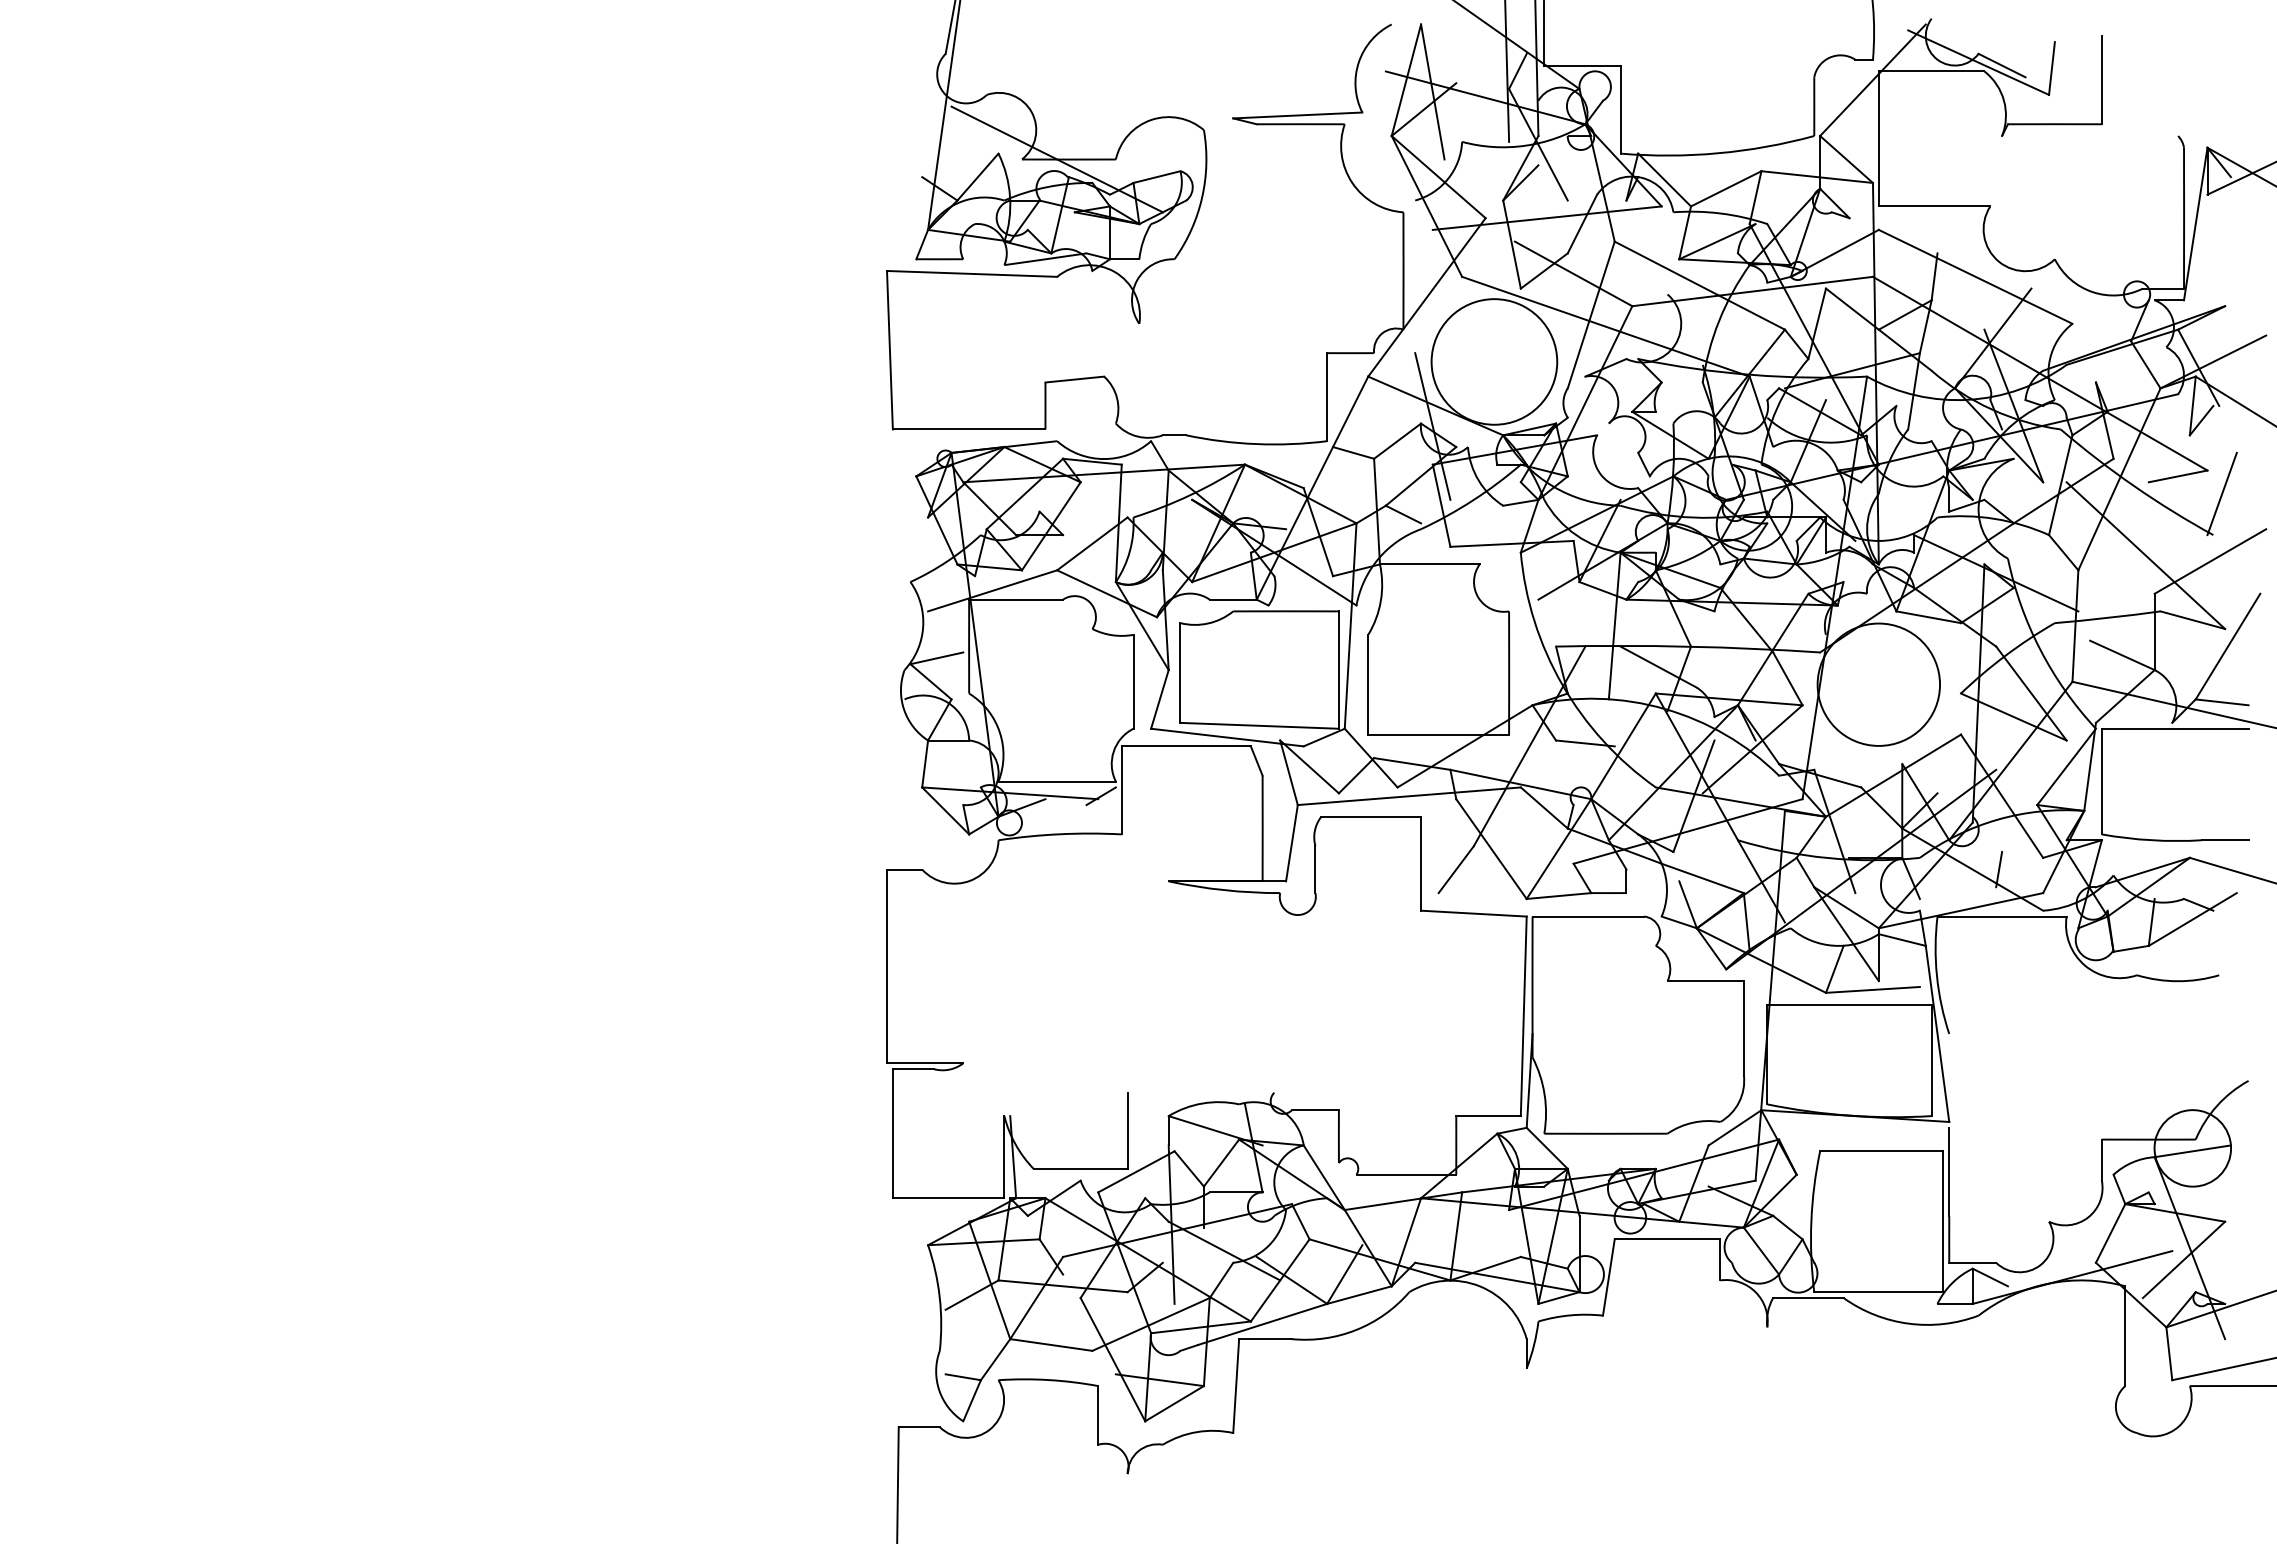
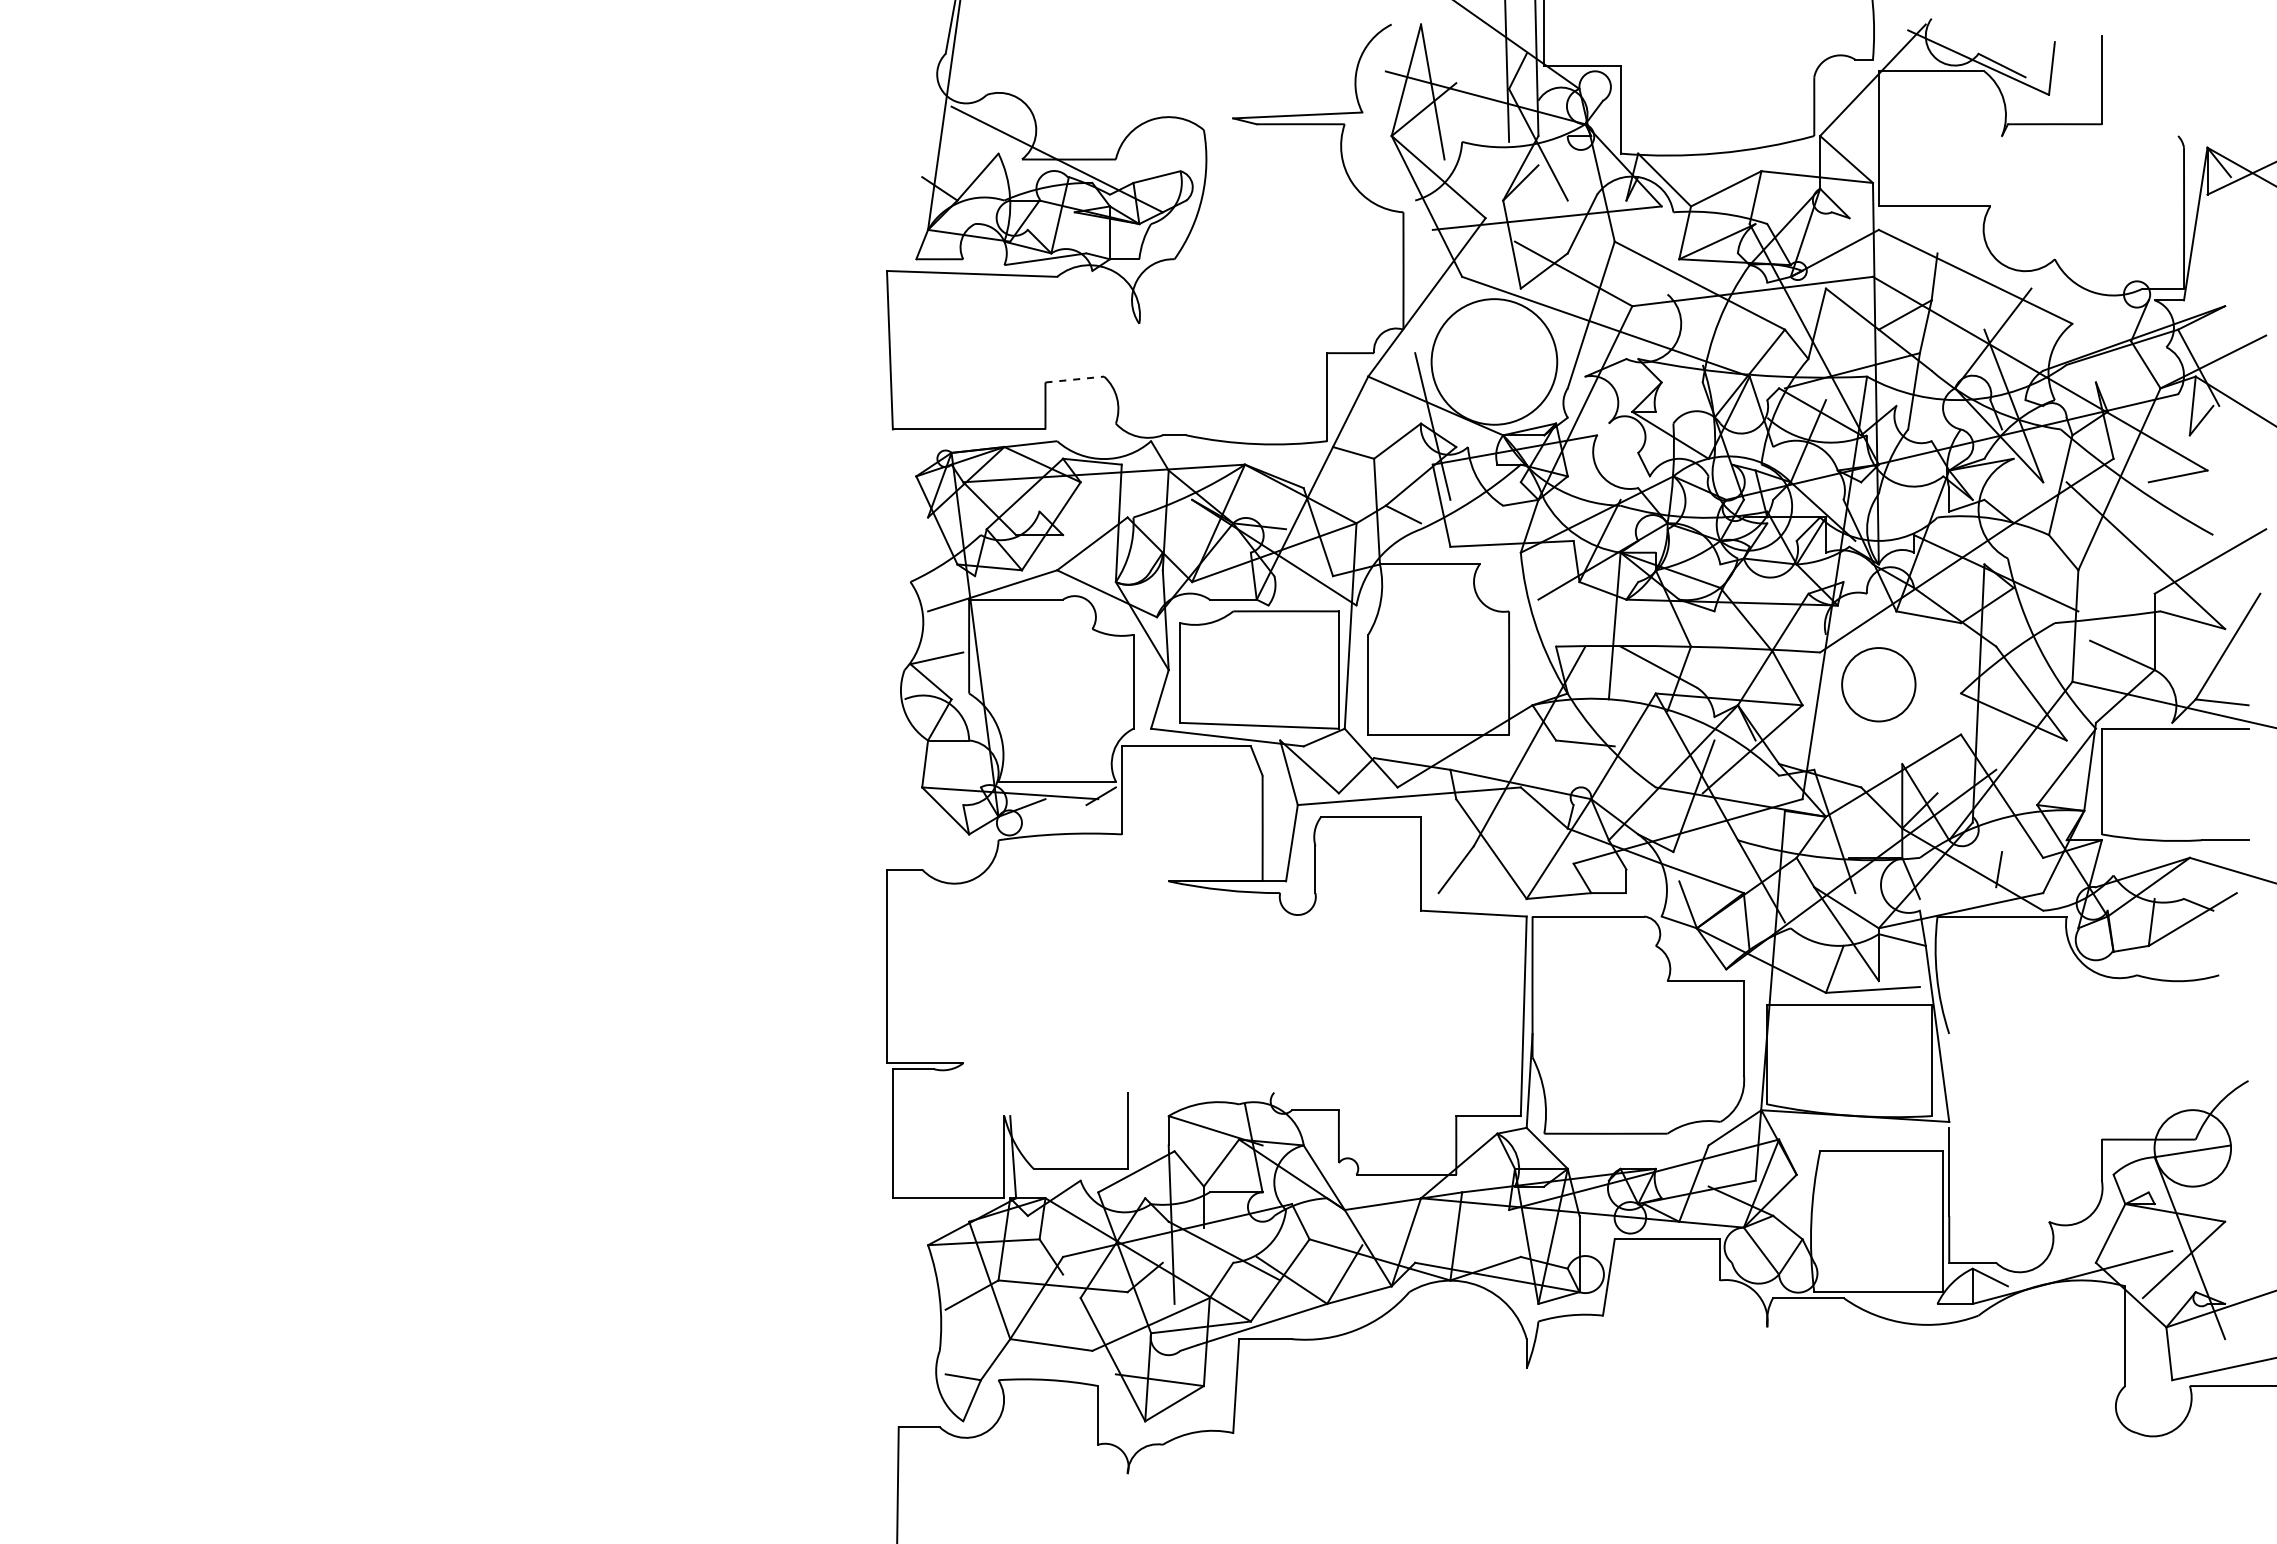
line: solid -> dashed (1075, 379)
line: present -> none (2221, 493)
circle diameter: 122 px -> 73 px (1878, 684)
